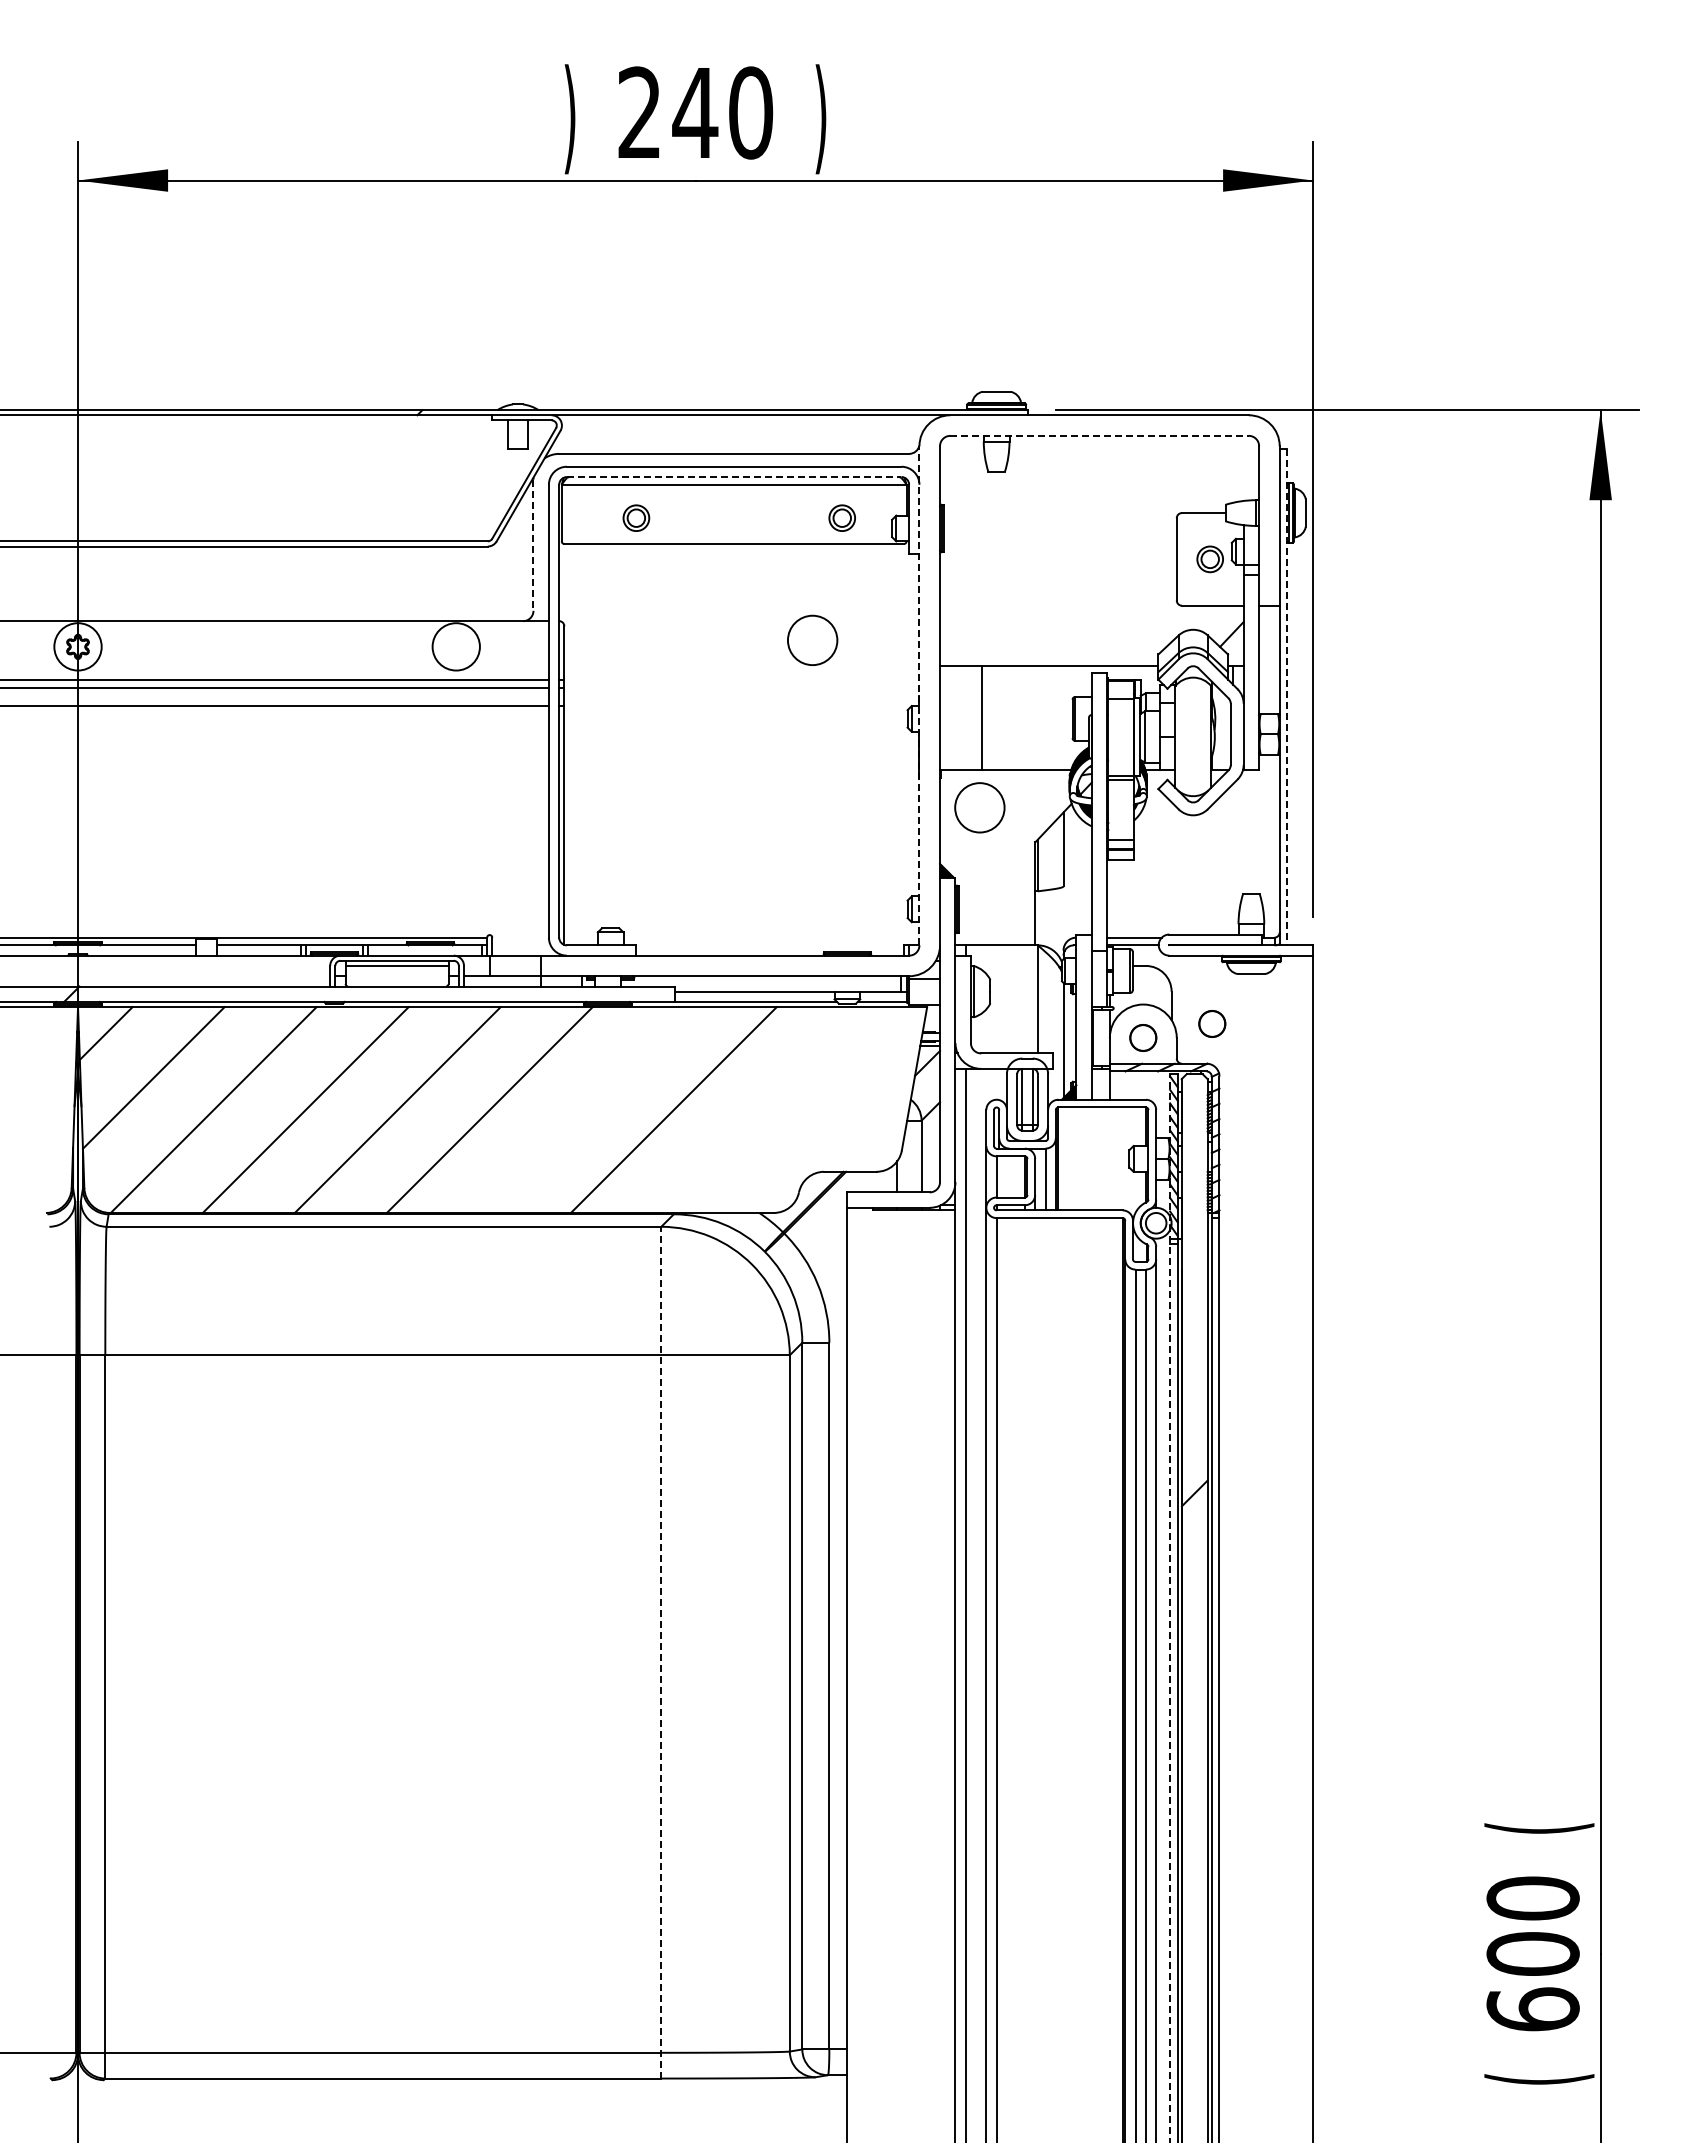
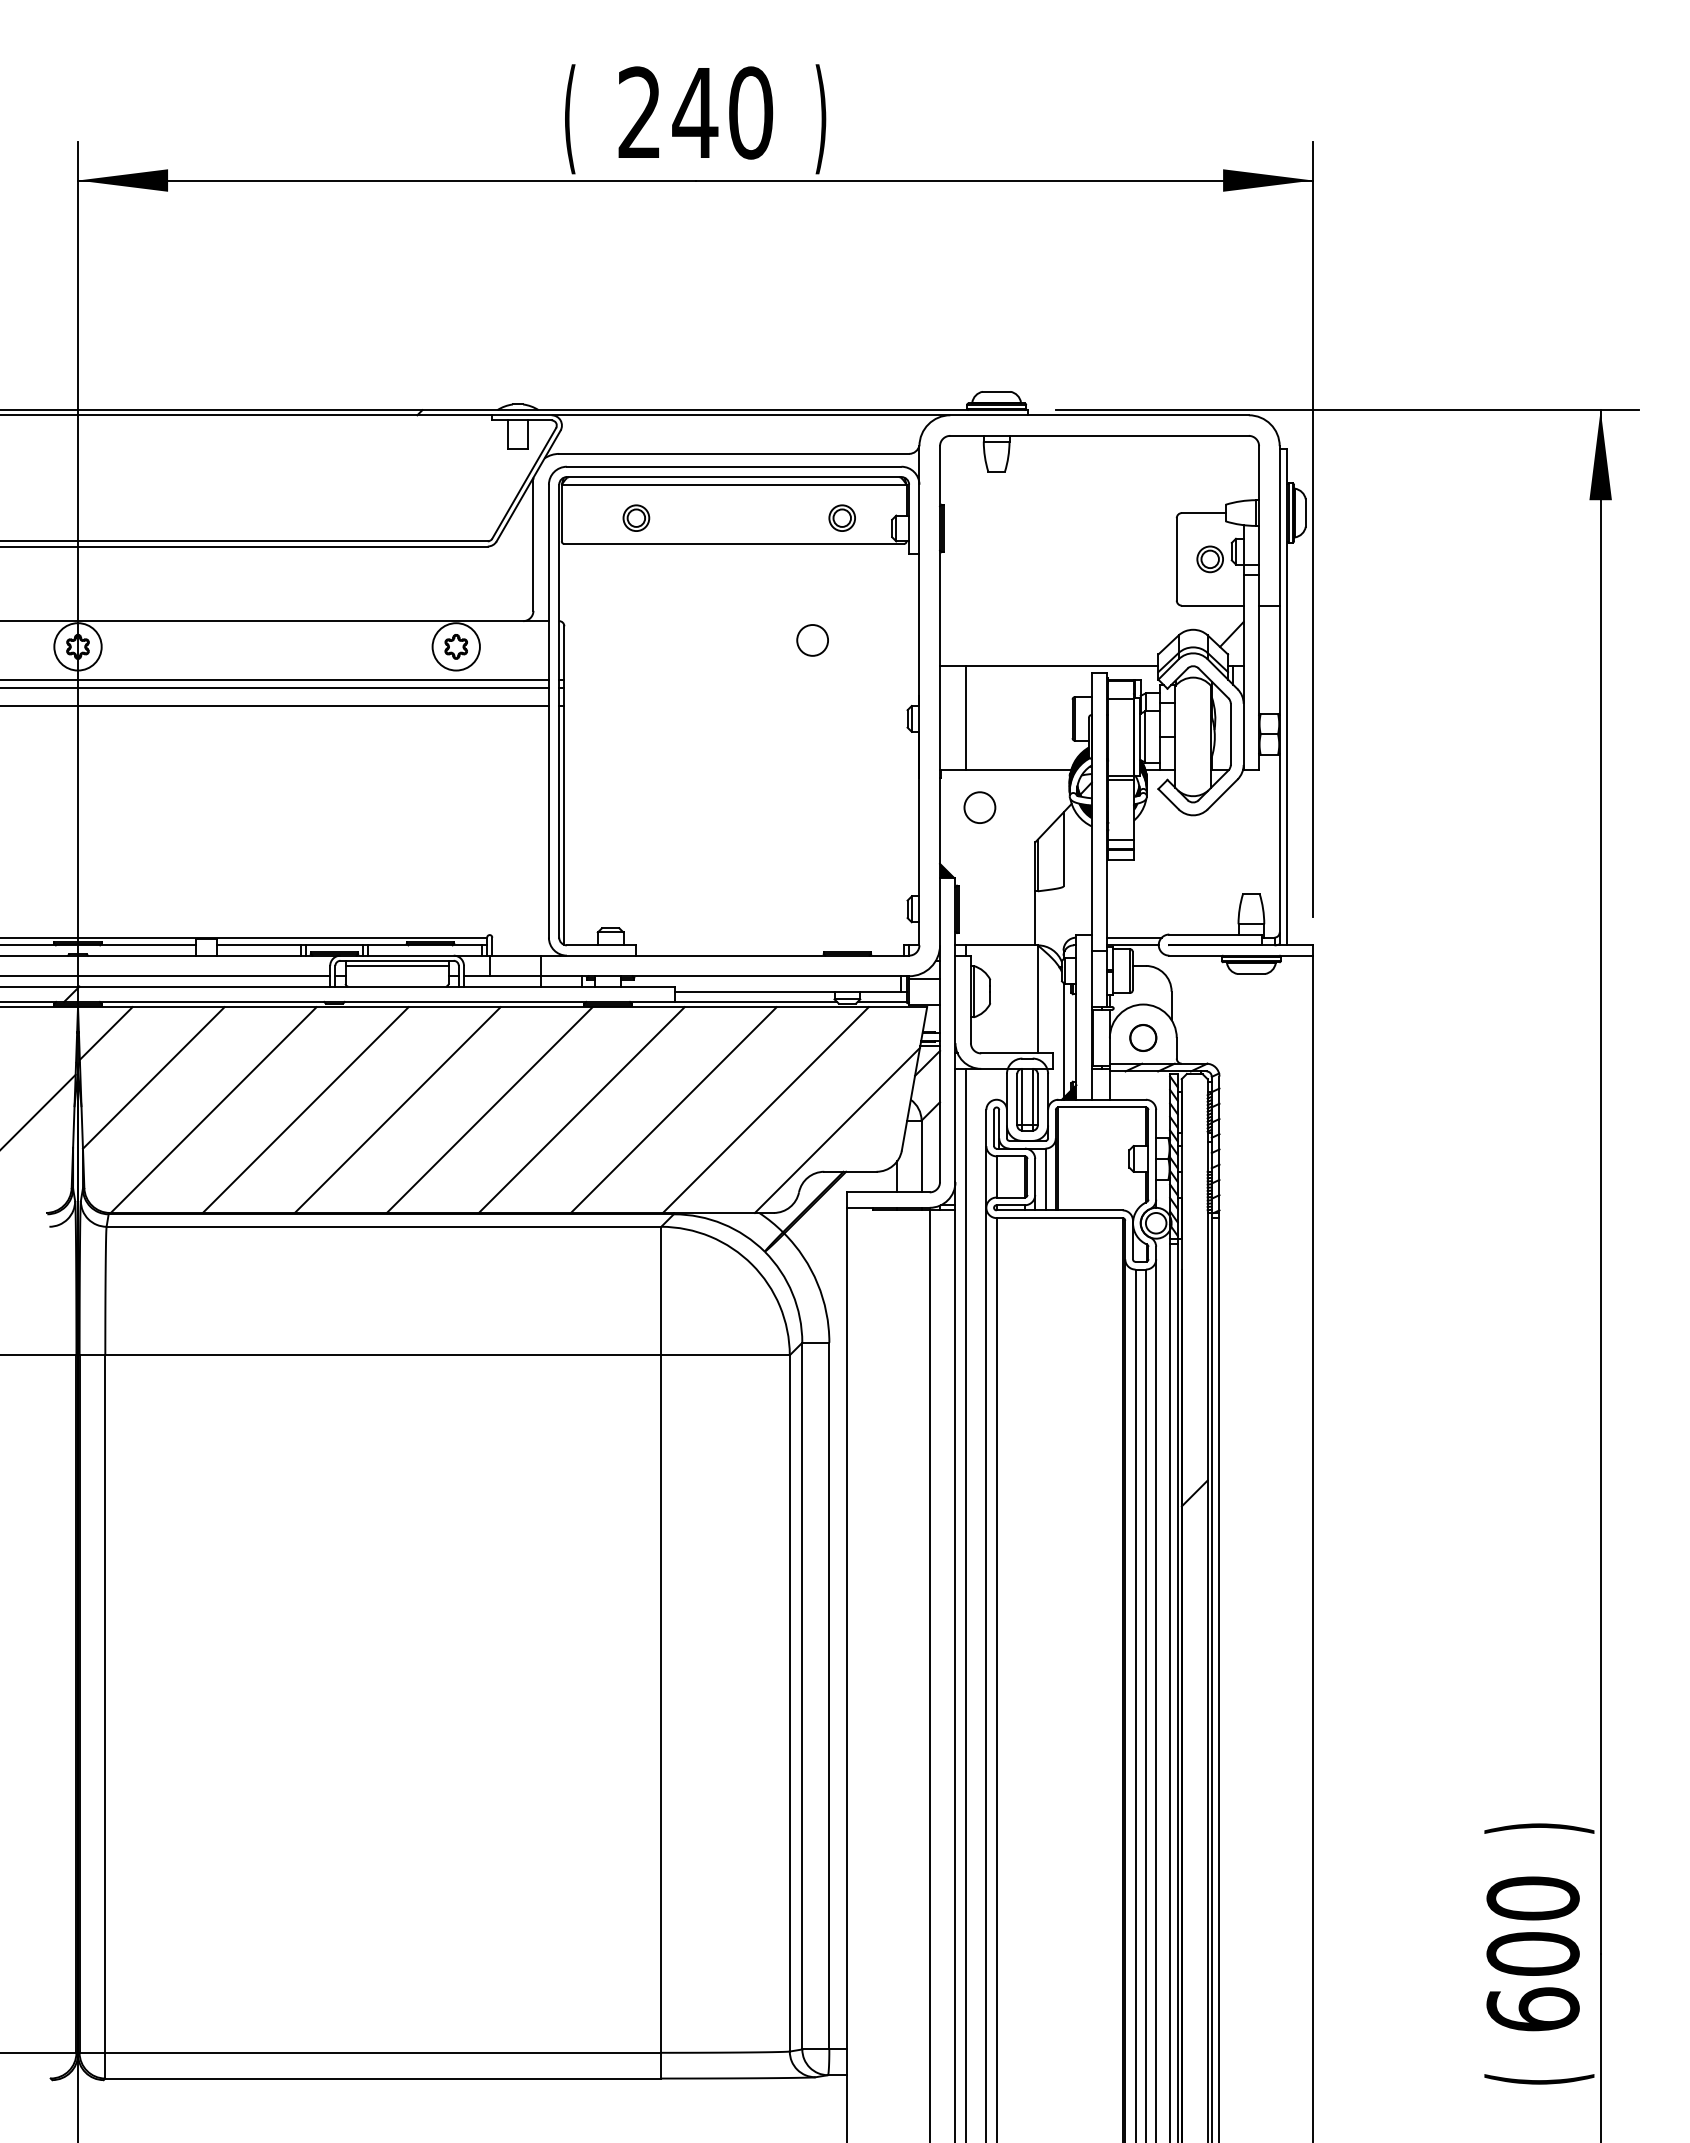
text: ) -> ( (569, 119)
line: dashed -> solid (1100, 435)
line: dashed -> solid (734, 477)
line: dashed -> solid (533, 545)
circle diameter: 49 px -> 31 px (812, 640)
part: none -> present (455, 646)
line: dashed -> solid (919, 695)
line: dashed -> solid (1287, 697)
line position: (981, 718) -> (965, 718) (965, 718)
circle size: 52x52 px -> 34x33 px (979, 807)
line: none -> present (166, 976)
circle: present -> none (1212, 1023)
line: none -> present (581, 1109)
line: none -> present (765, 1109)
line: none -> present (38, 1110)
line: none -> present (836, 1129)
line: dashed -> solid (1170, 1608)
line: dashed -> solid (661, 1652)
line: none -> present (929, 1674)
text: ( -> ) (1539, 1828)
